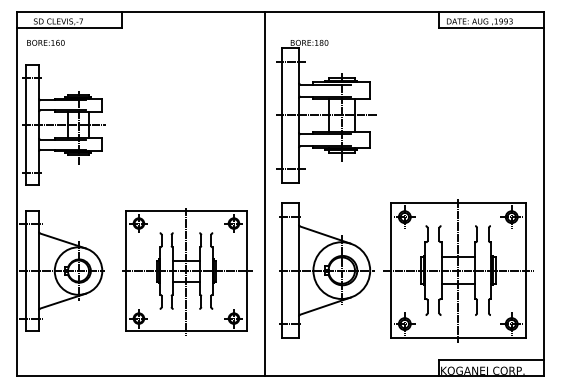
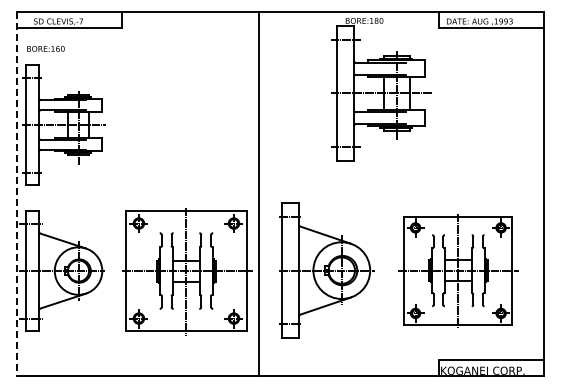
text position: (45, 42) -> (45, 48) (45, 48)
part position: (326, 111) -> (381, 89) (381, 89)
line position: (265, 193) -> (259, 193) (259, 193)
line: solid -> dashed (16, 194)
part size: 151x144 px -> 121x114 px (458, 270)
